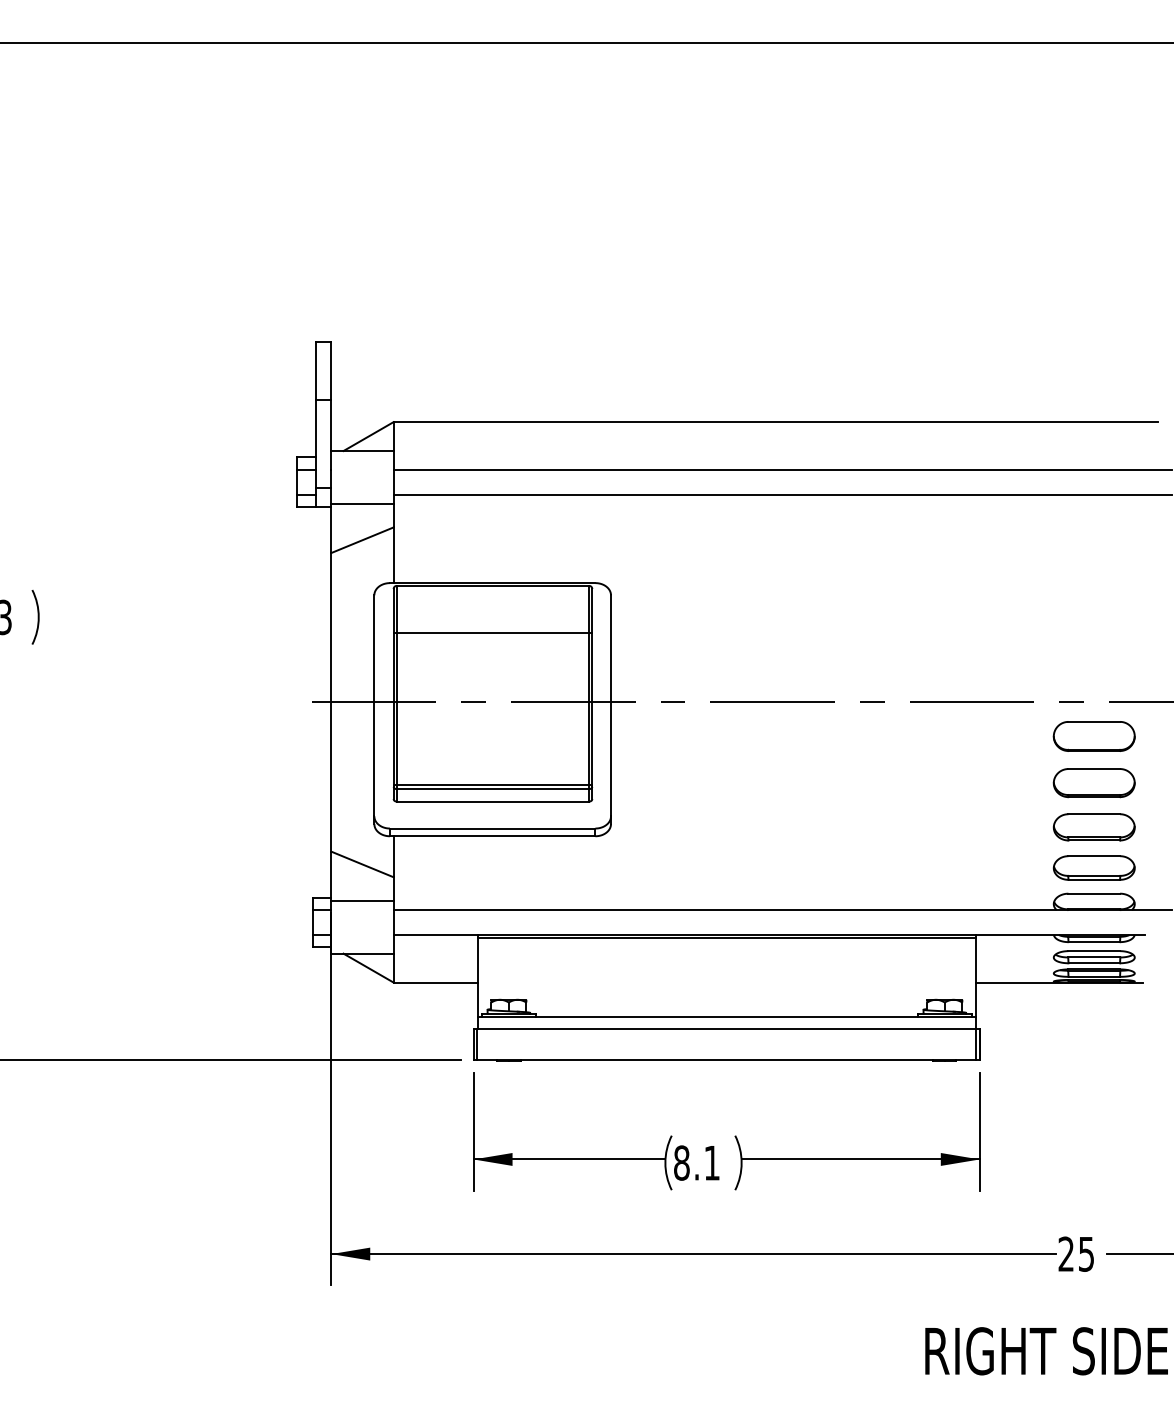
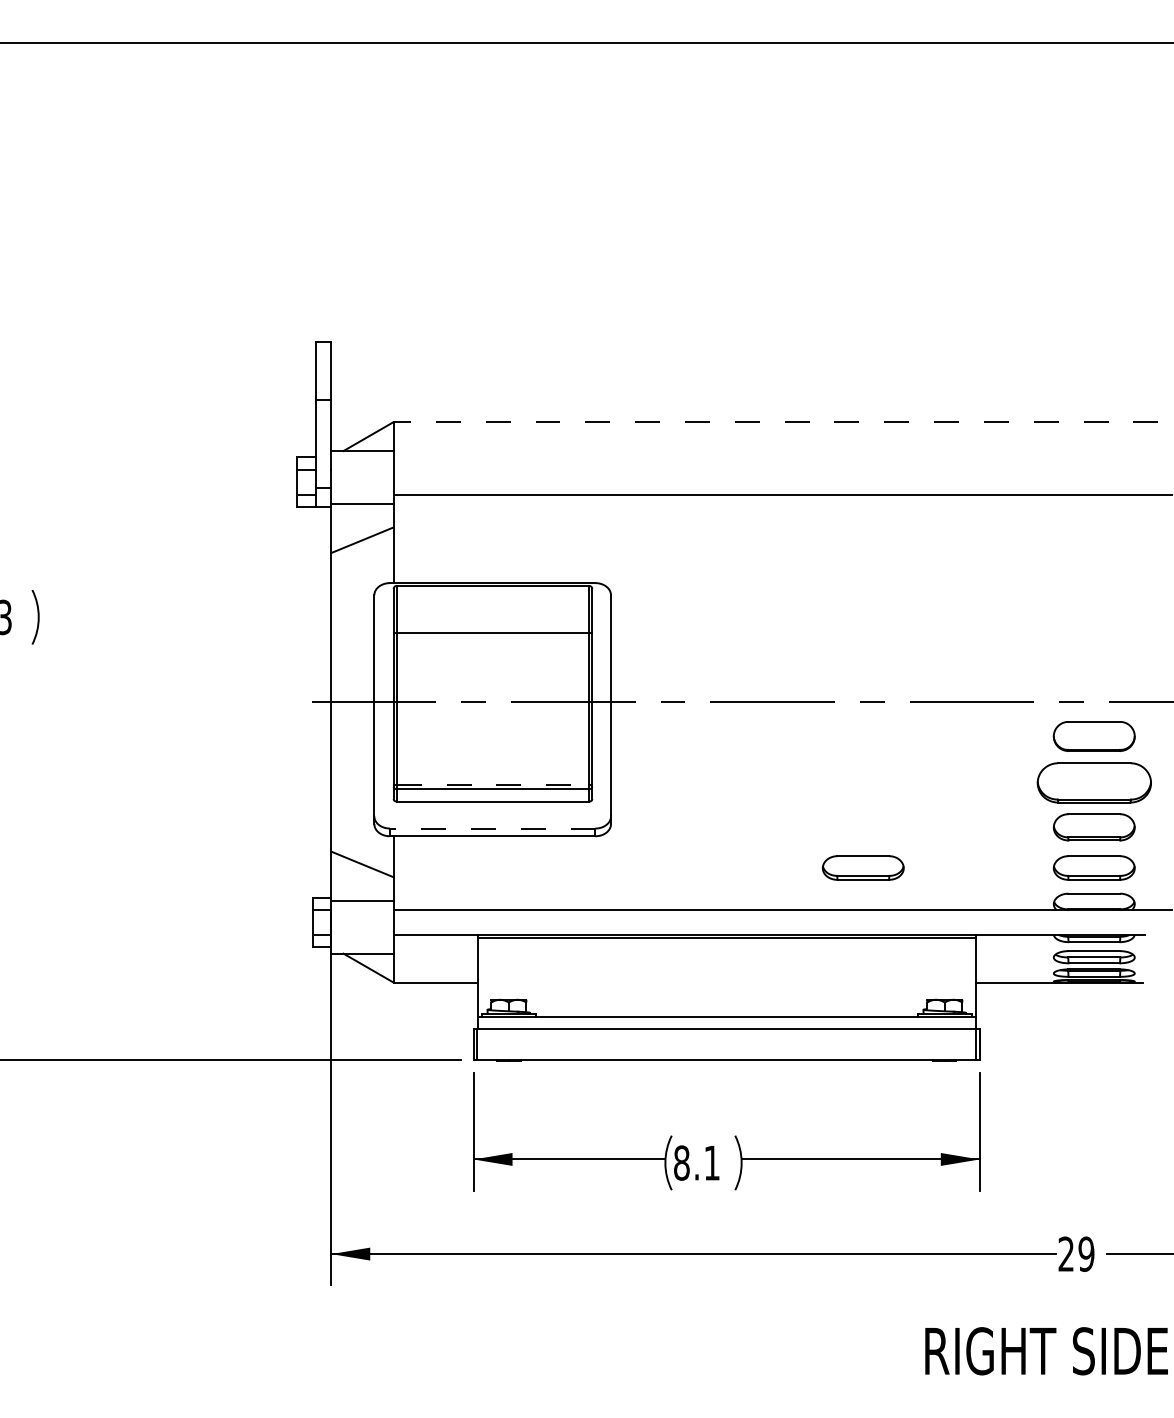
line: solid -> dashed (775, 422)
line: present -> none (781, 469)
part size: 84x31 px -> 116x42 px (1093, 782)
line: solid -> dashed (493, 784)
line: solid -> dashed (492, 828)
part: none -> present (862, 867)
text: 25 -> 29 (1086, 1253)
